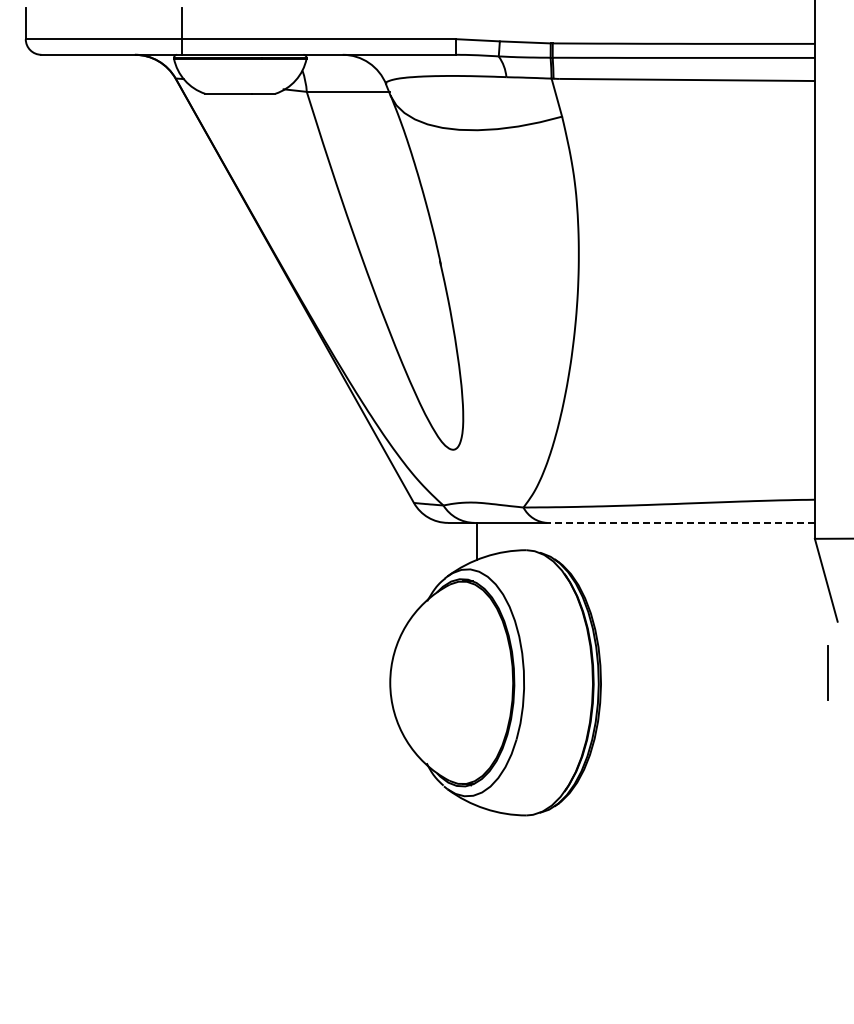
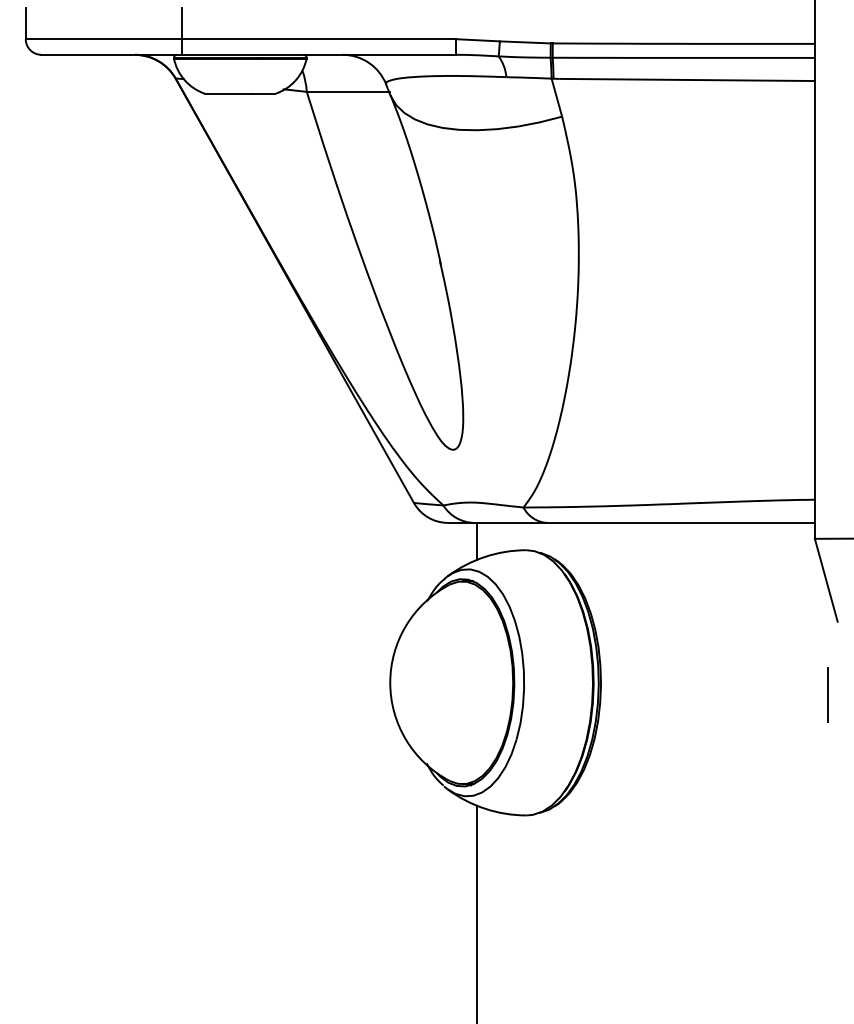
line: dashed -> solid (681, 522)
line position: (827, 672) -> (827, 694) (827, 694)
line: none -> present (477, 912)
